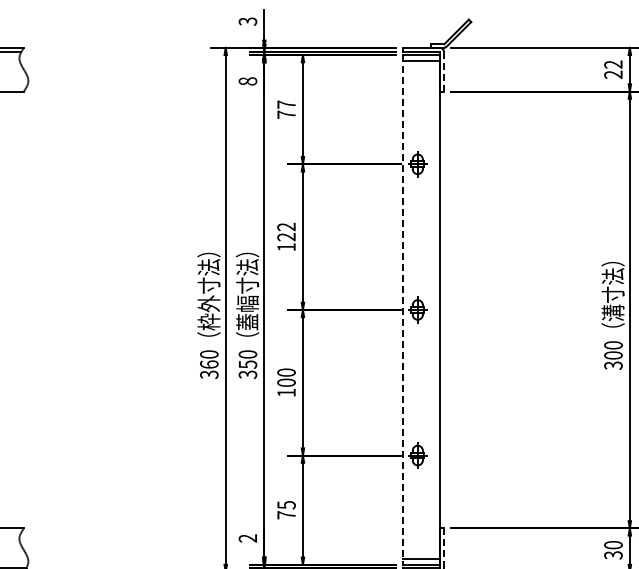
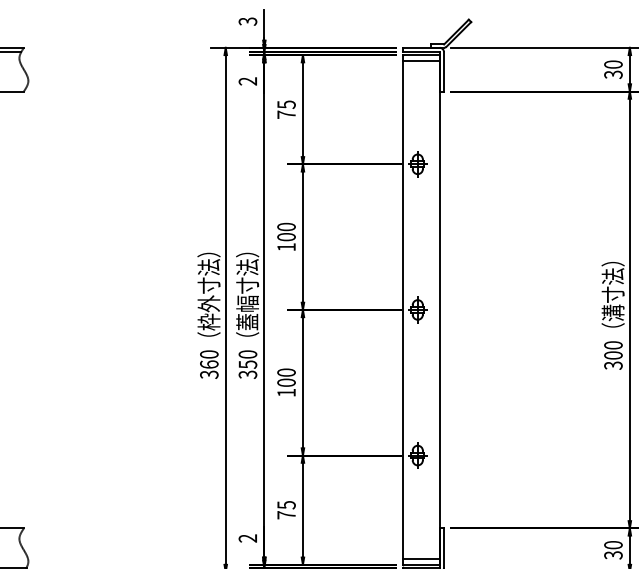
text: 22 -> 30 (613, 69)
line: dashed -> solid (444, 71)
text: 8 -> 2 (247, 81)
text: 77 -> 75 (286, 104)
text: 122 -> 100 (286, 231)
line: dashed -> solid (403, 309)
line: dashed -> solid (444, 548)
